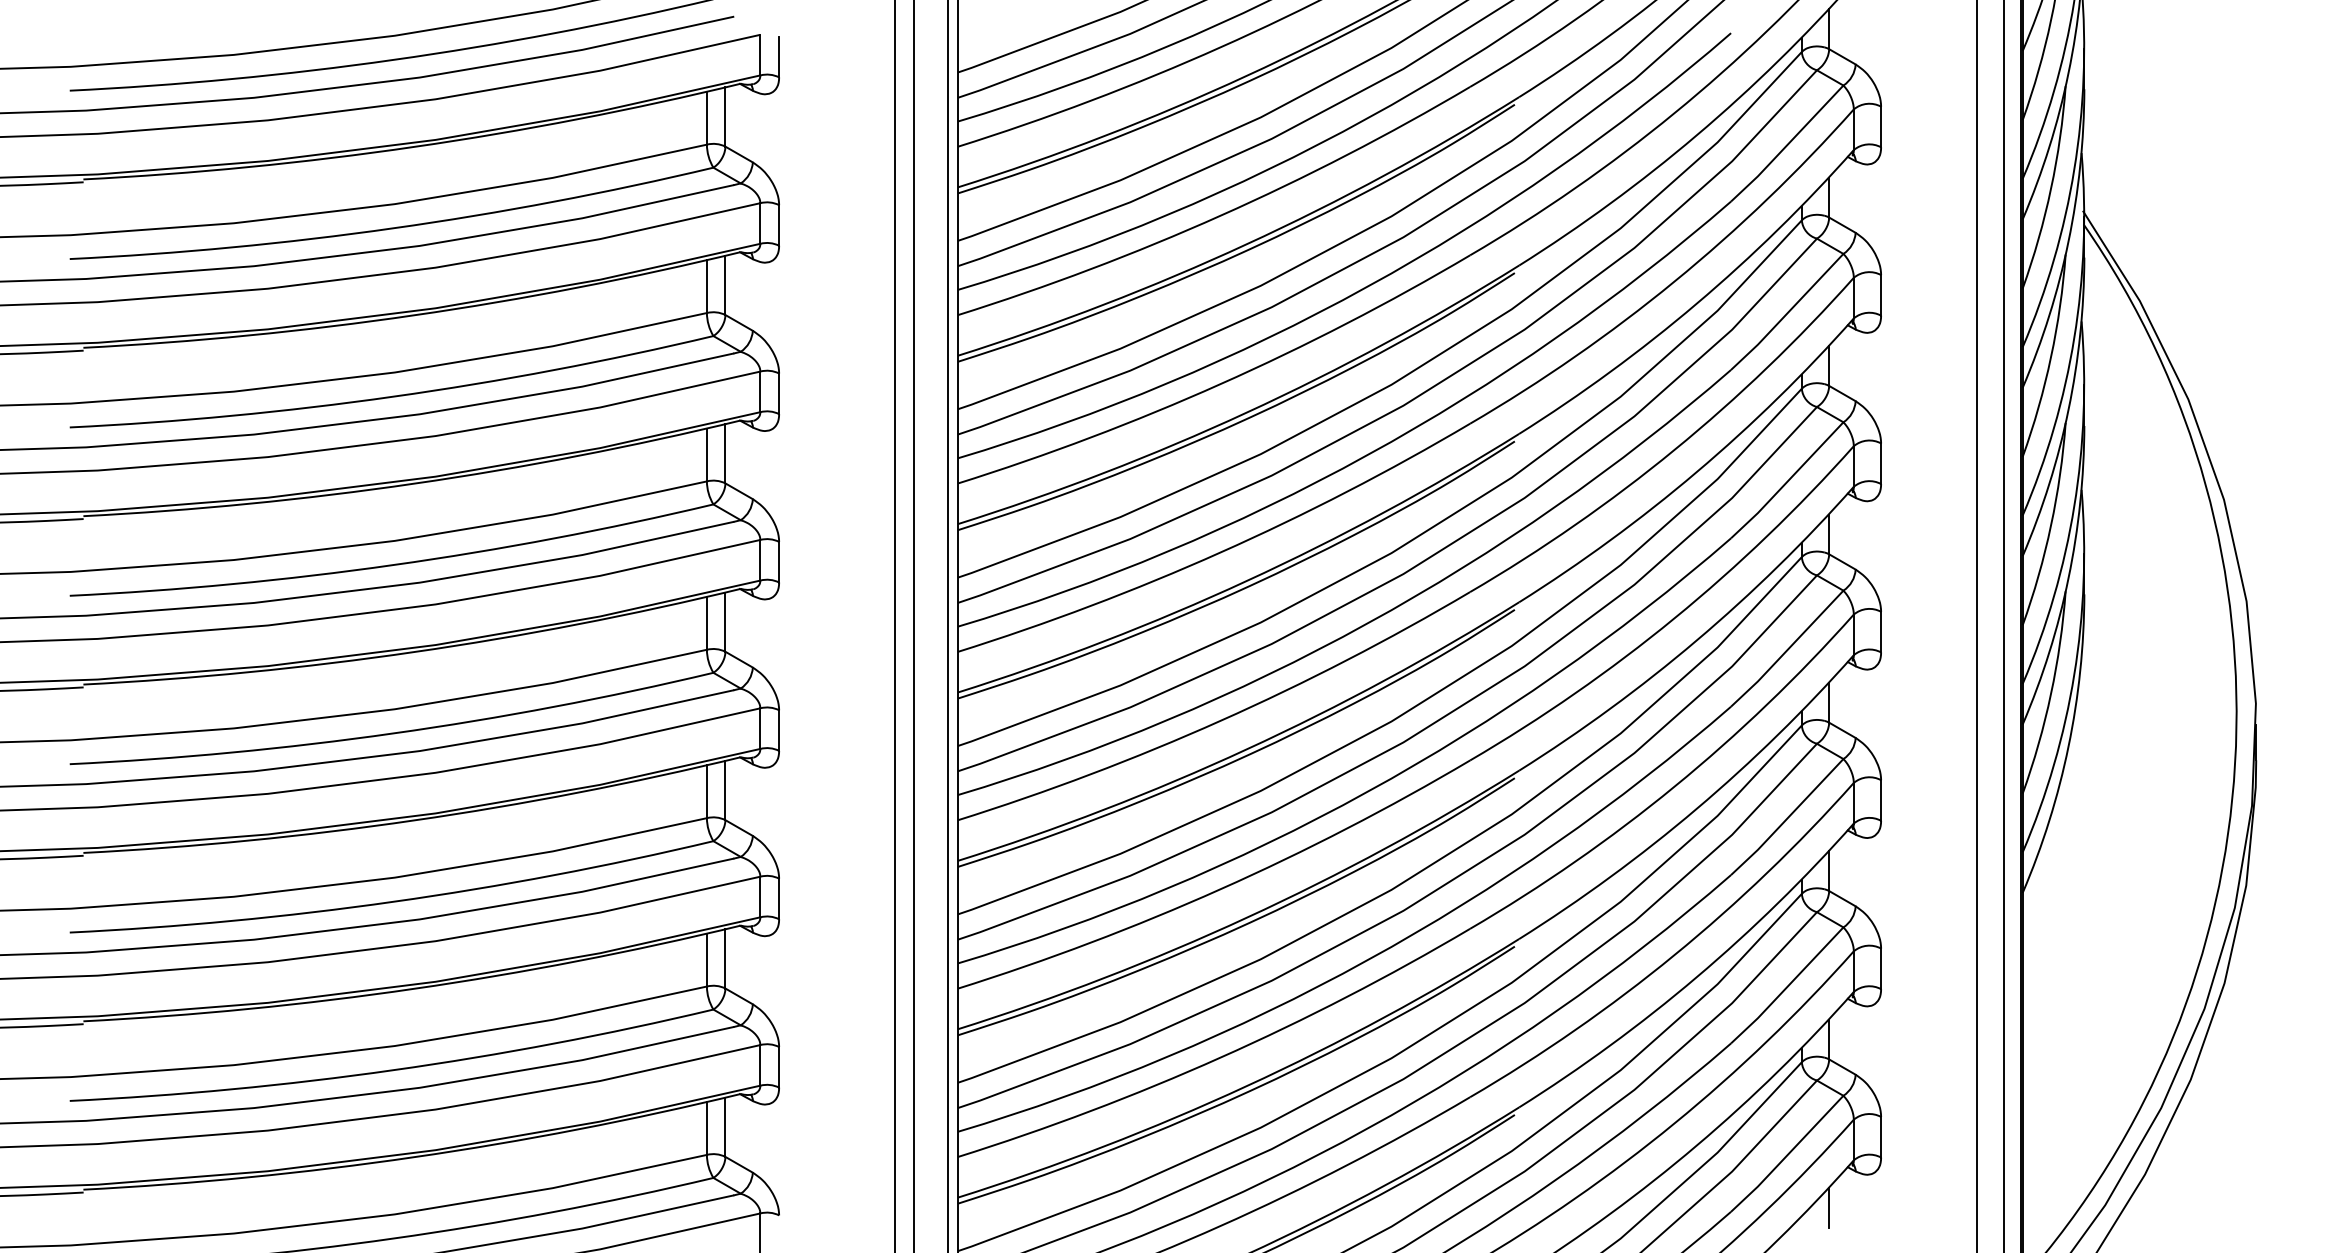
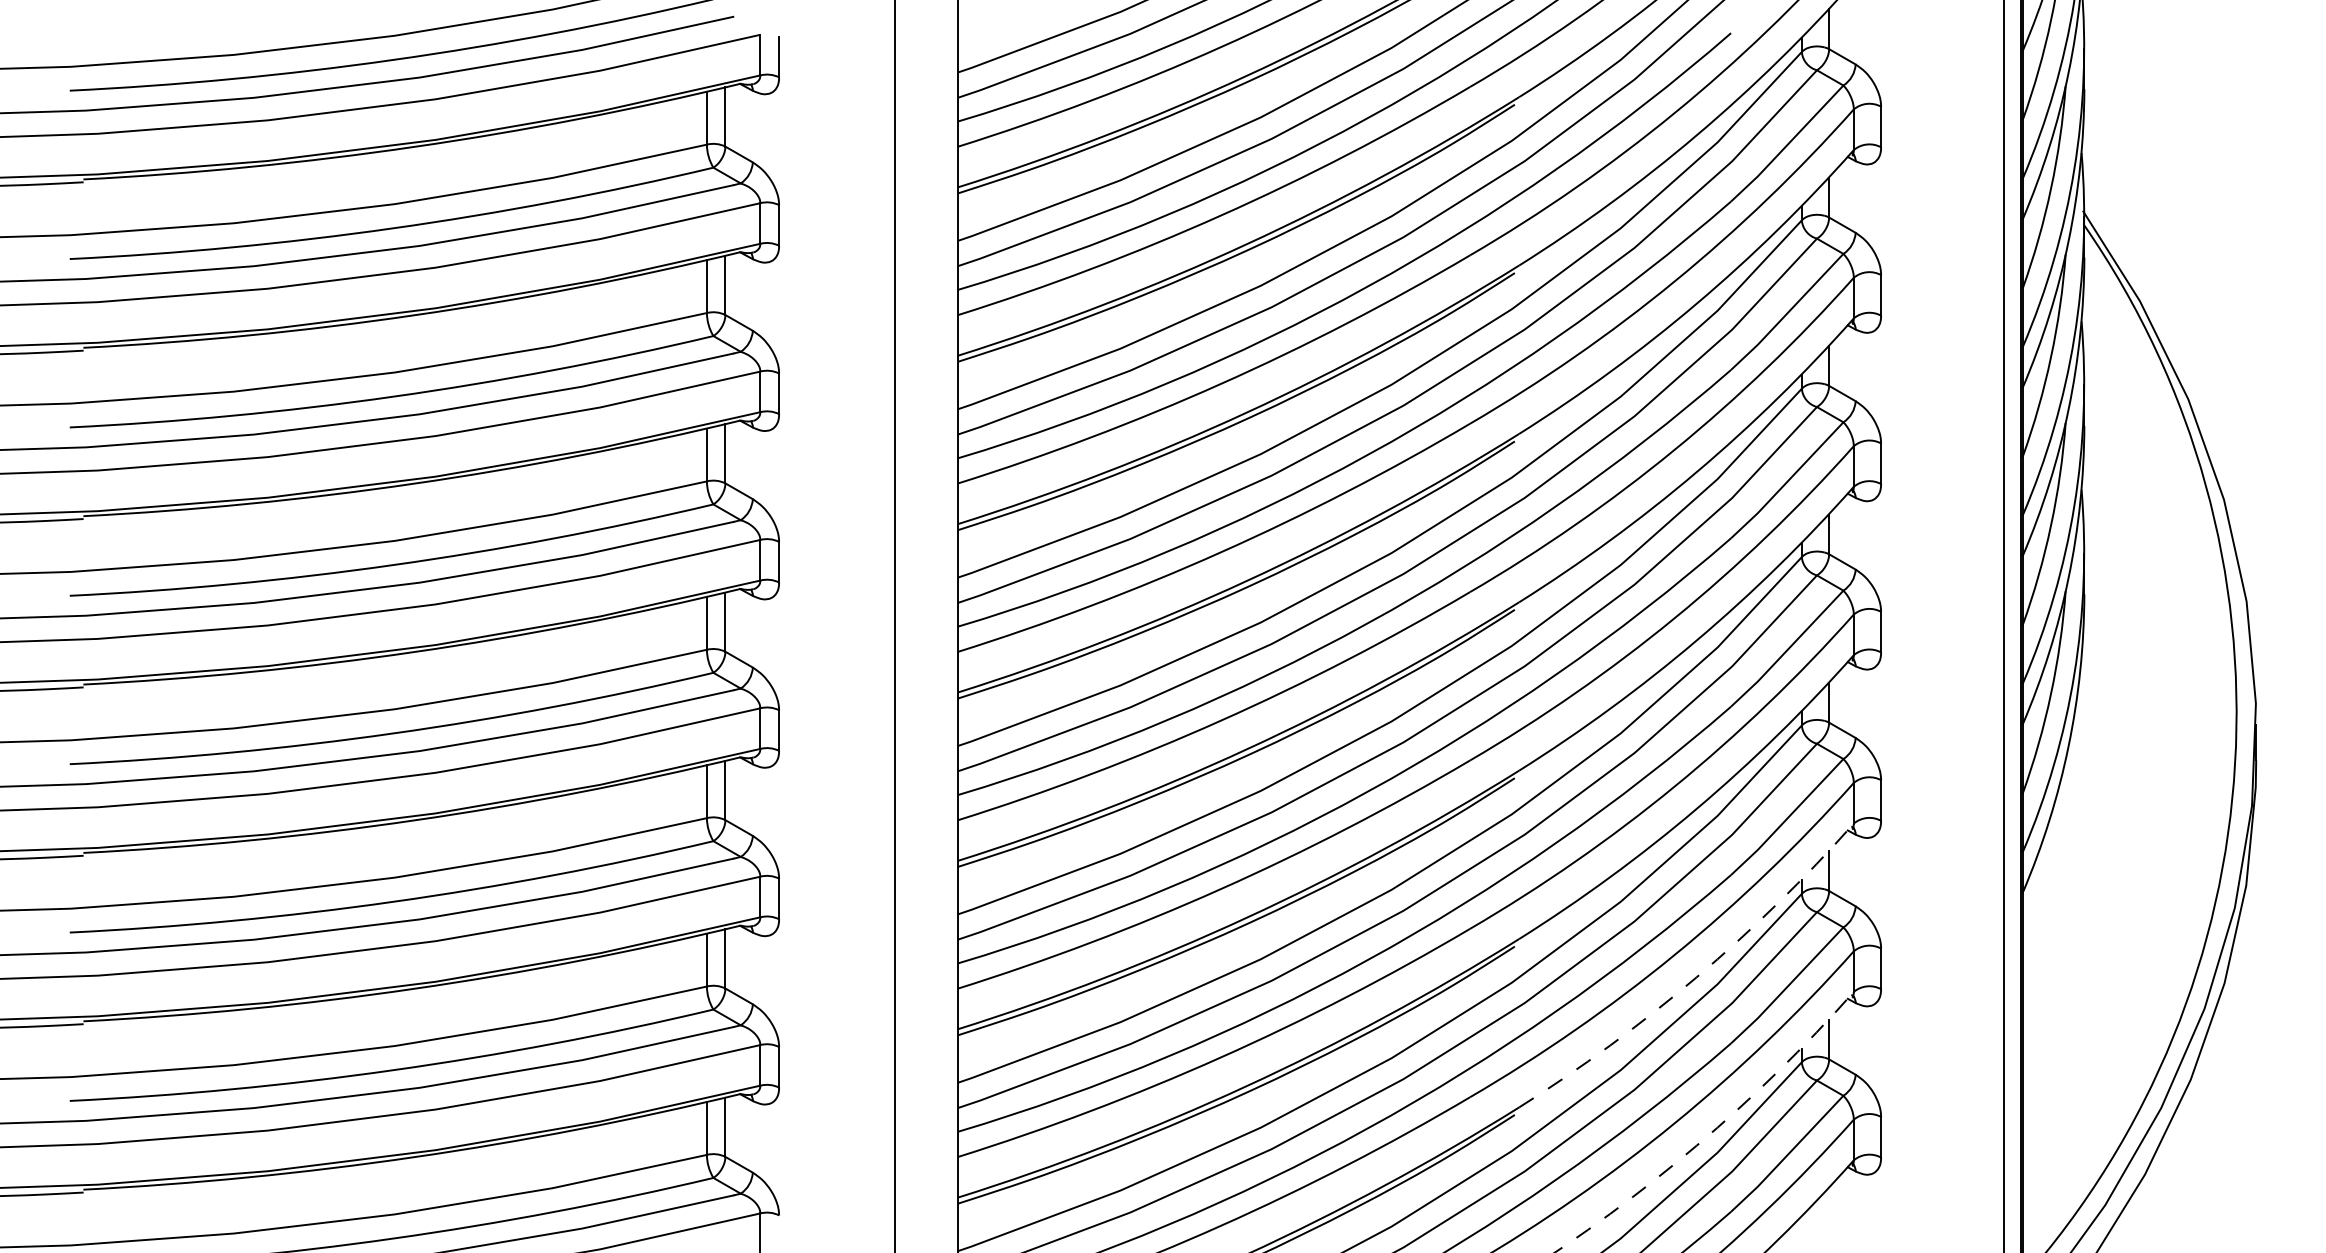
line: present -> none (914, 625)
line: present -> none (948, 625)
line: present -> none (1977, 625)
arc: solid -> dashed (1696, 977)
arc: solid -> dashed (1712, 1131)
line: present -> none (1829, 1207)
